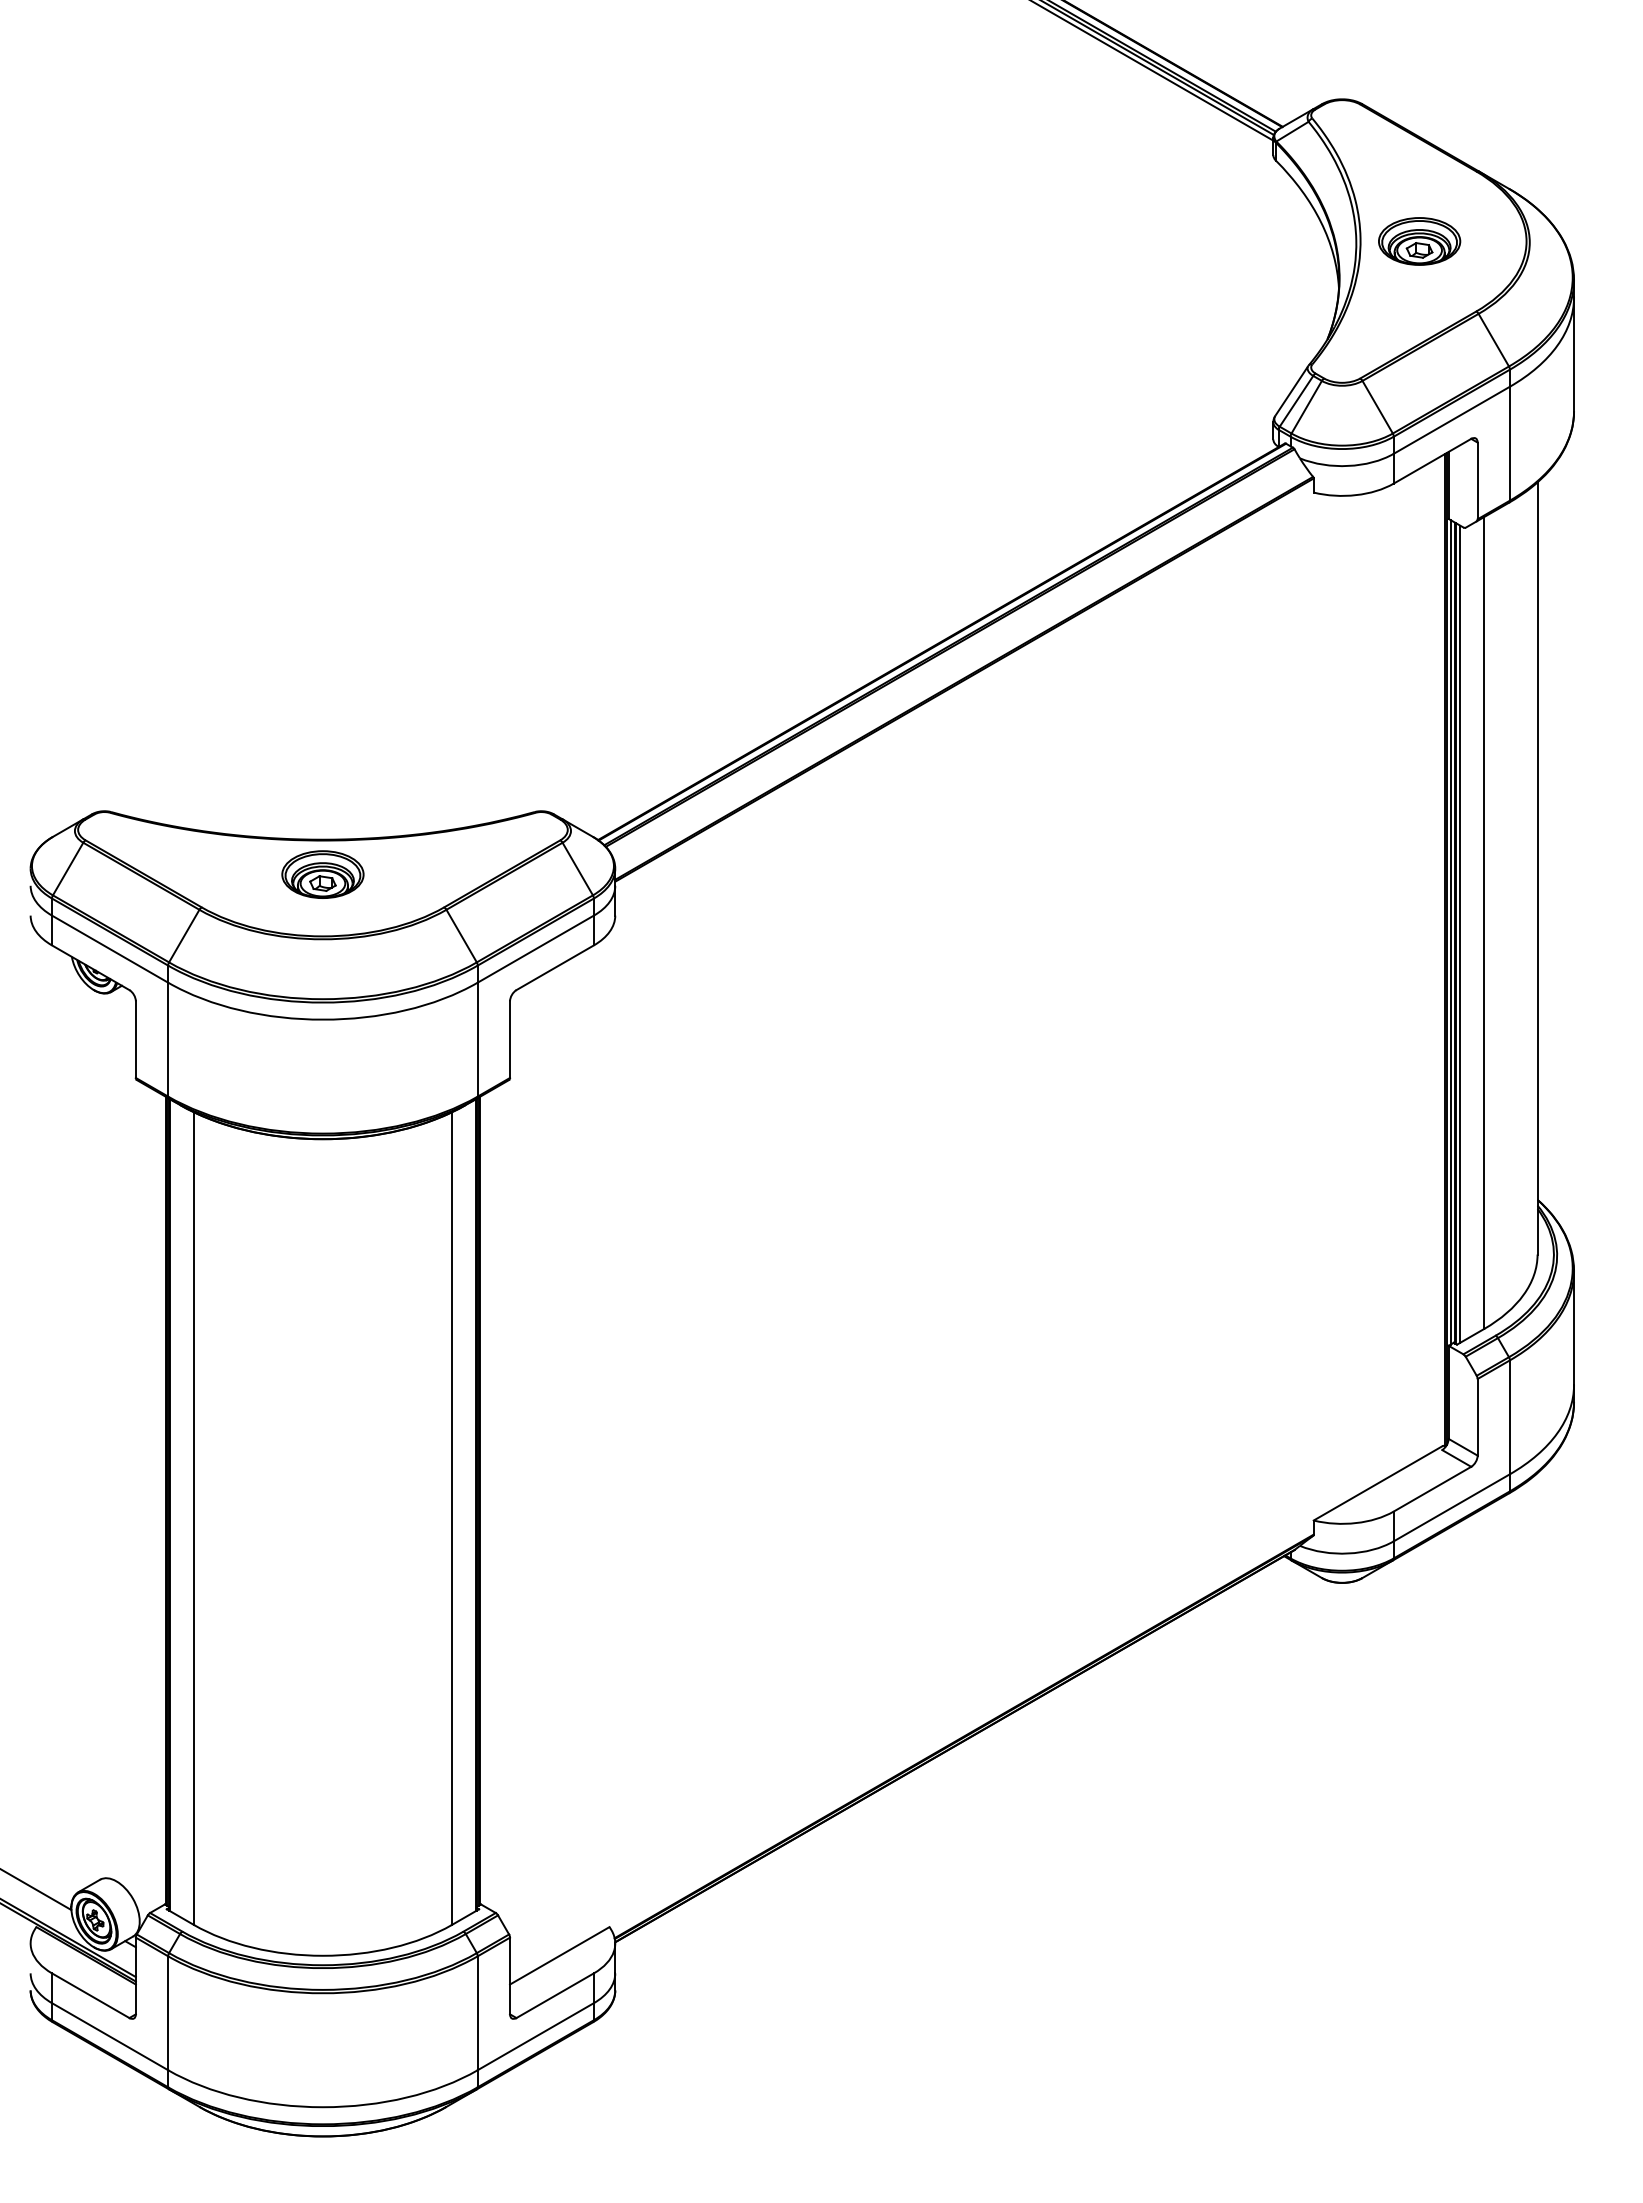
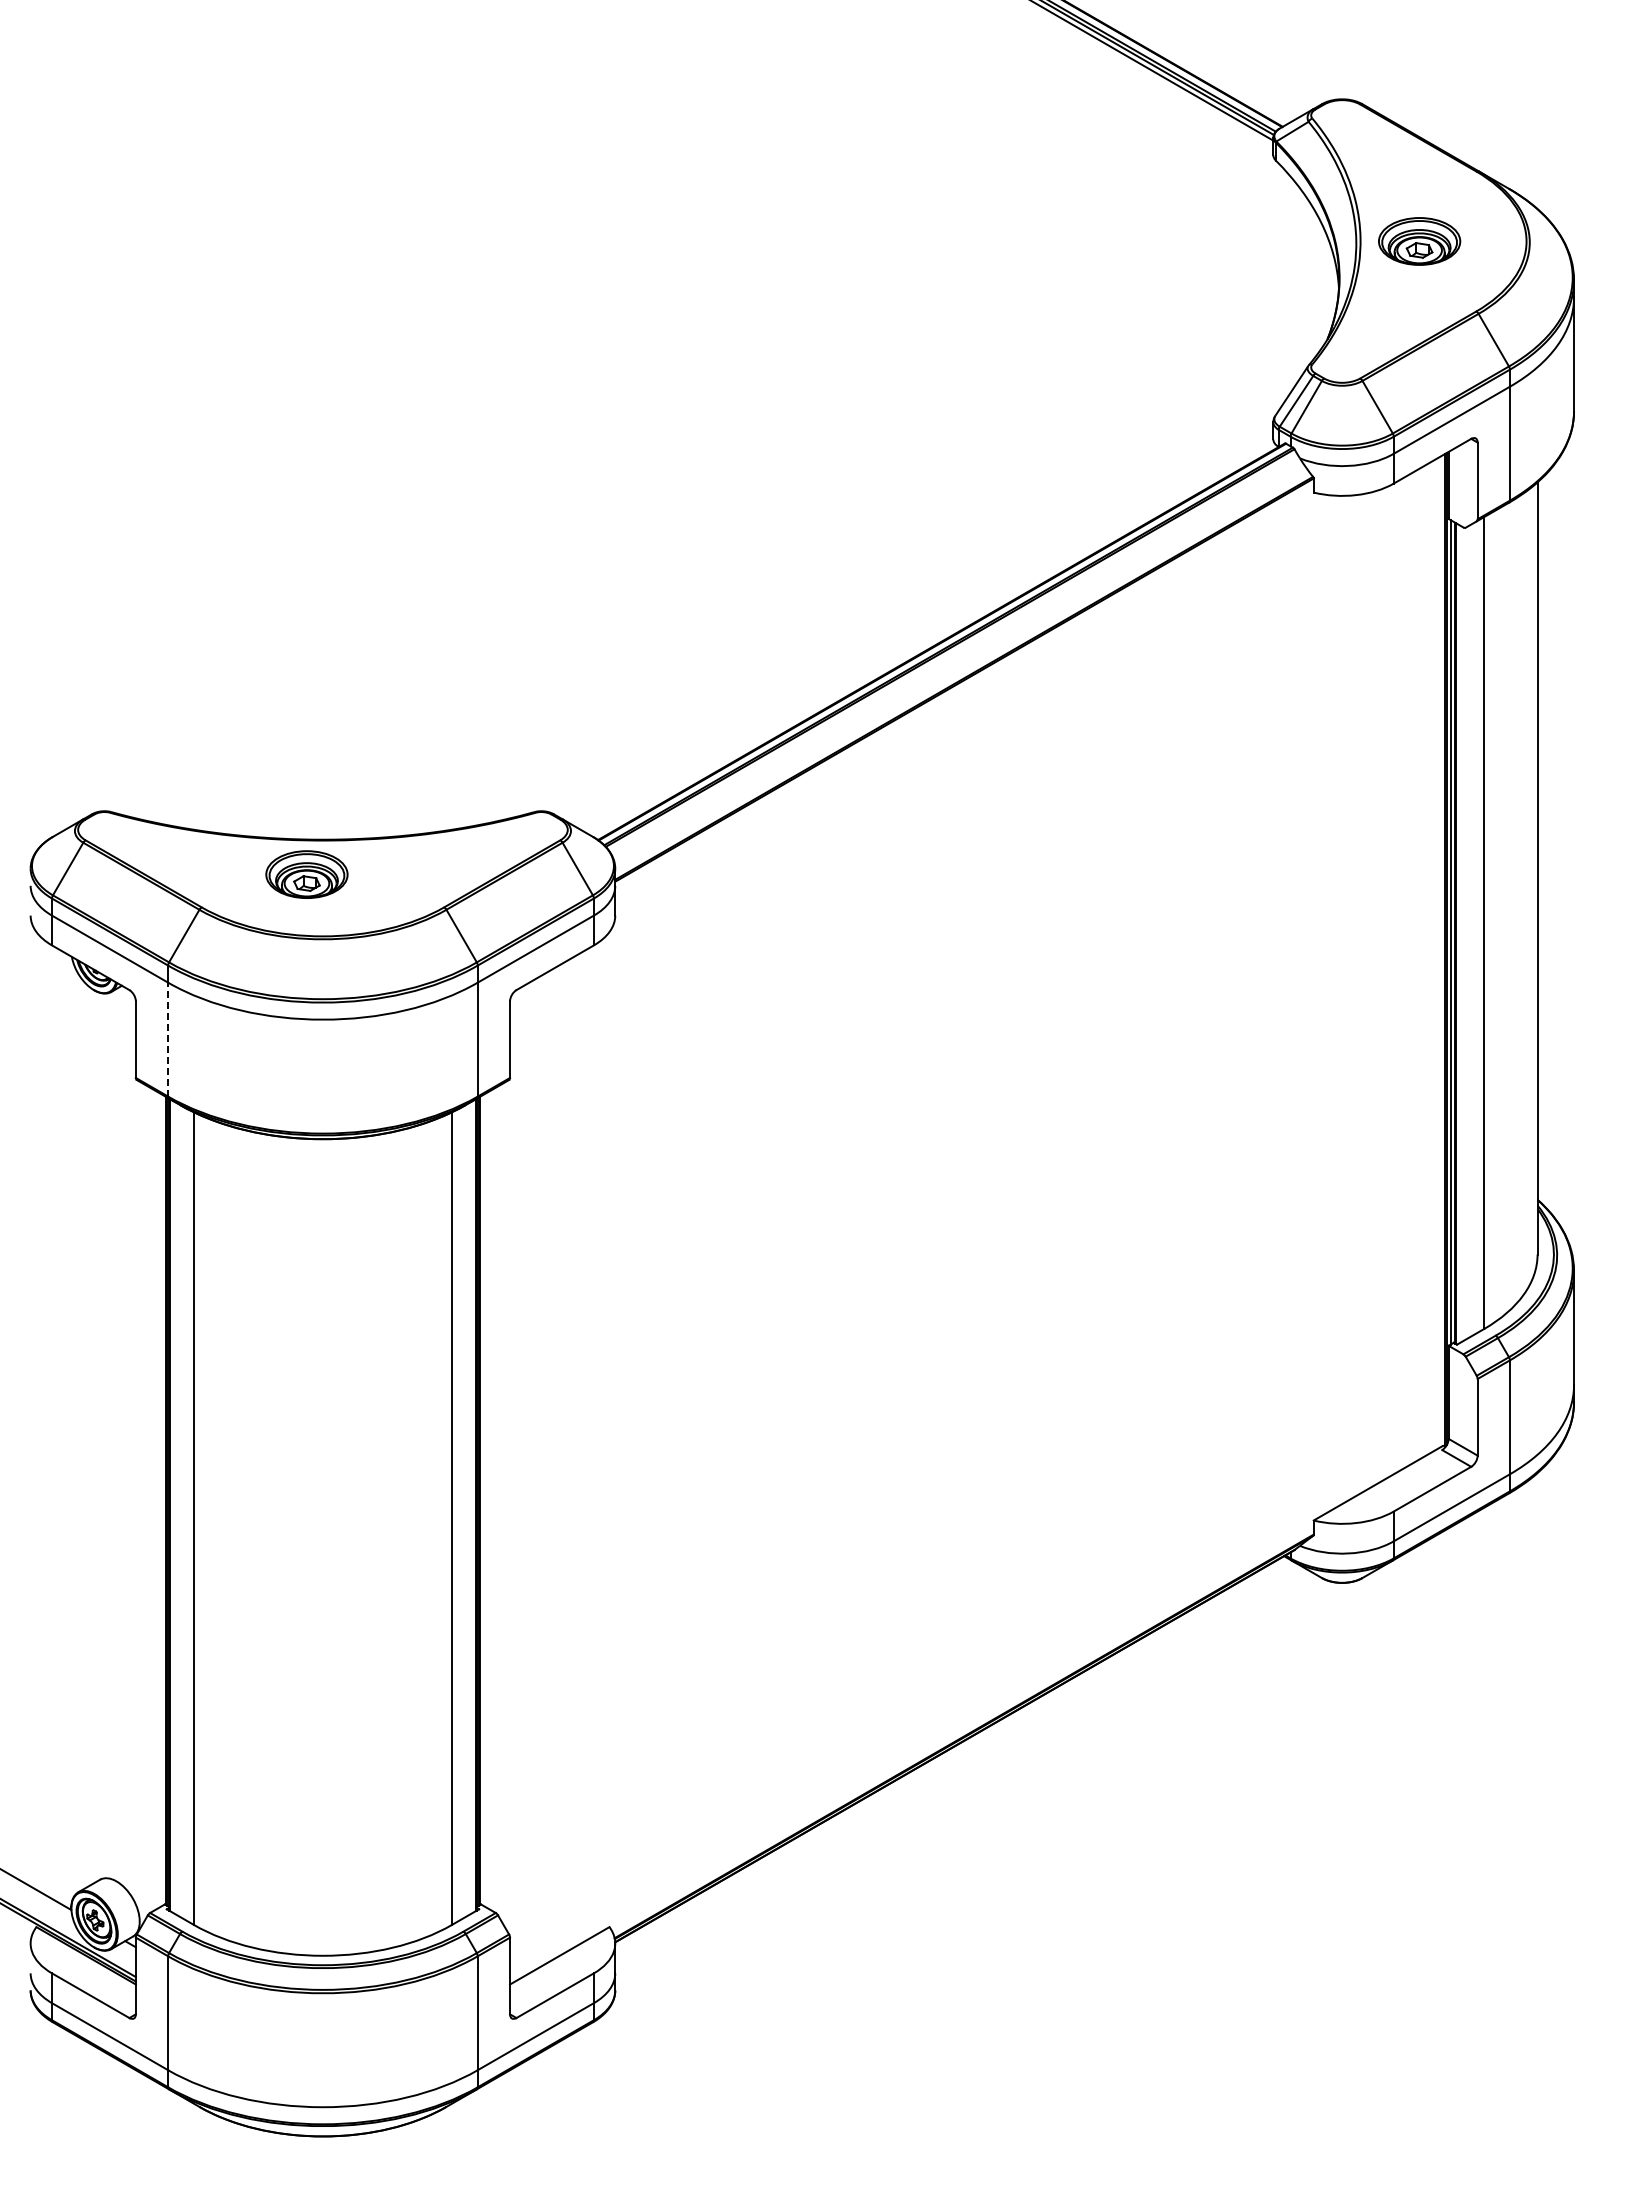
part position: (322, 874) -> (306, 874) (306, 874)
line: present -> none (1460, 933)
line: solid -> dashed (168, 1039)
